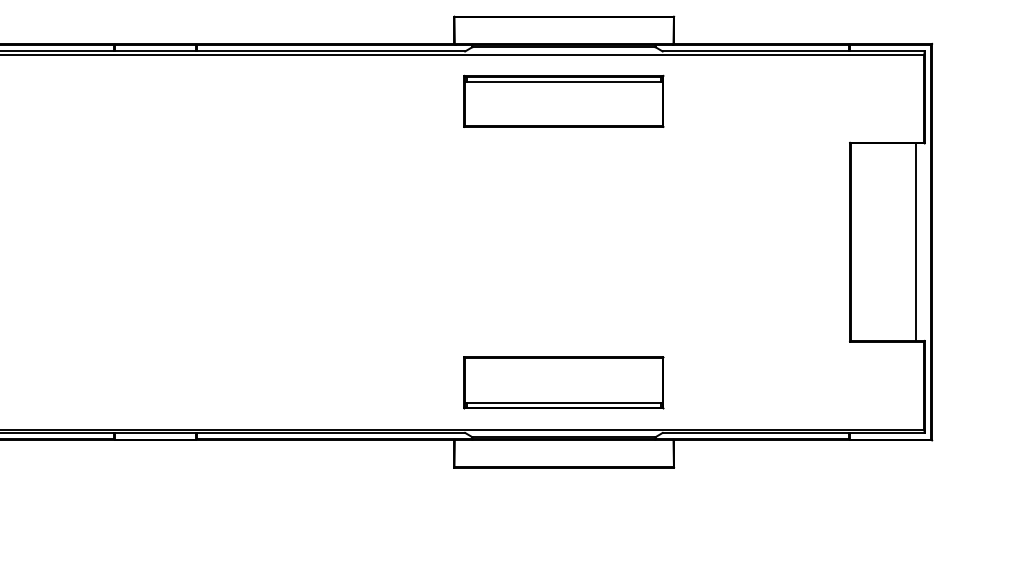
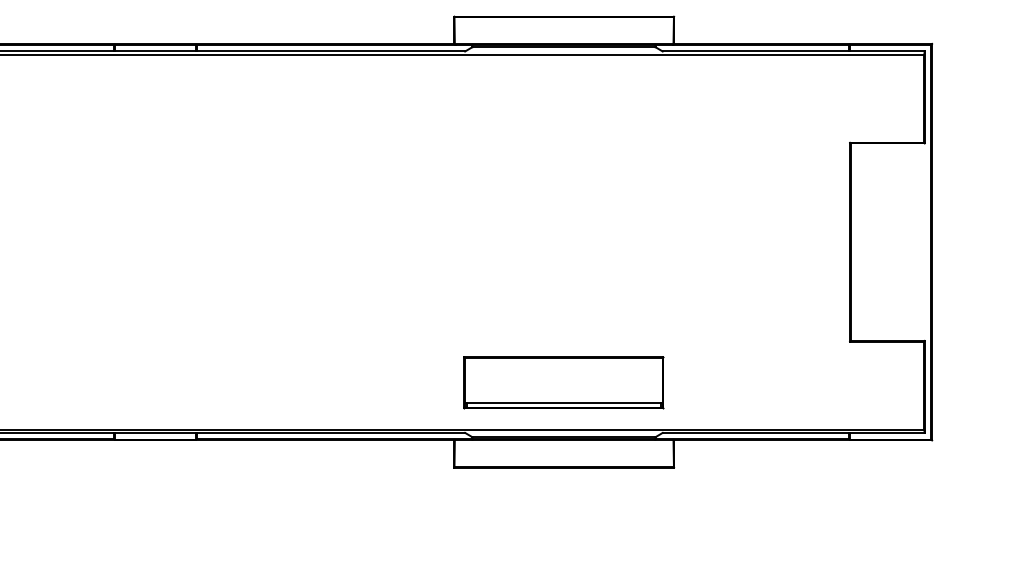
part: present -> none (563, 100)
line: present -> none (916, 241)
